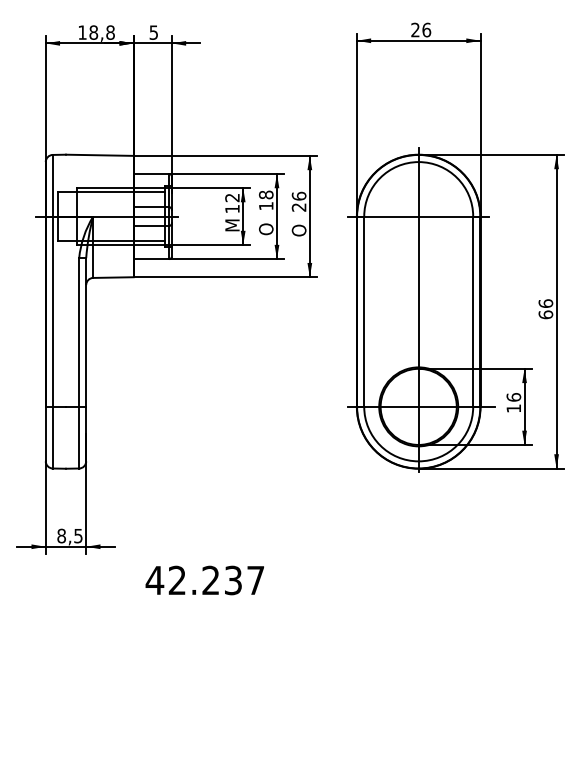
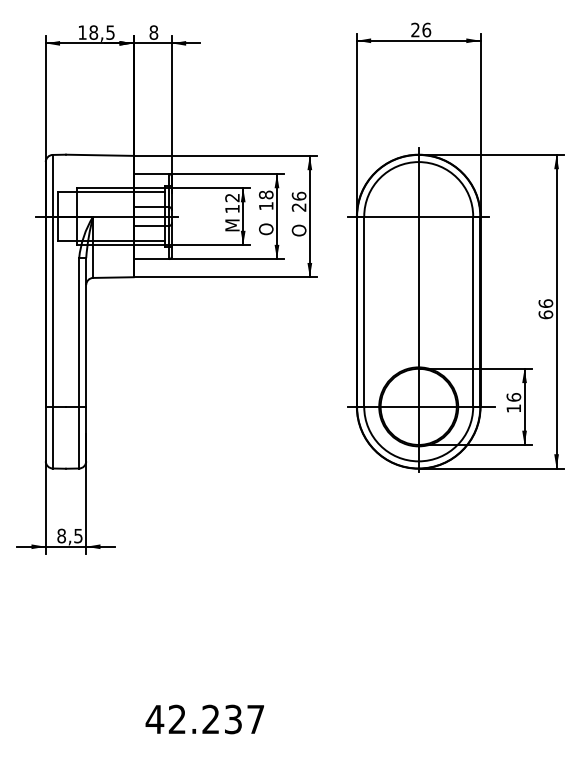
text: 18,8 -> 18,5 (110, 32)
text: 5 -> 8 (153, 32)
text position: (204, 580) -> (204, 719) (204, 719)
